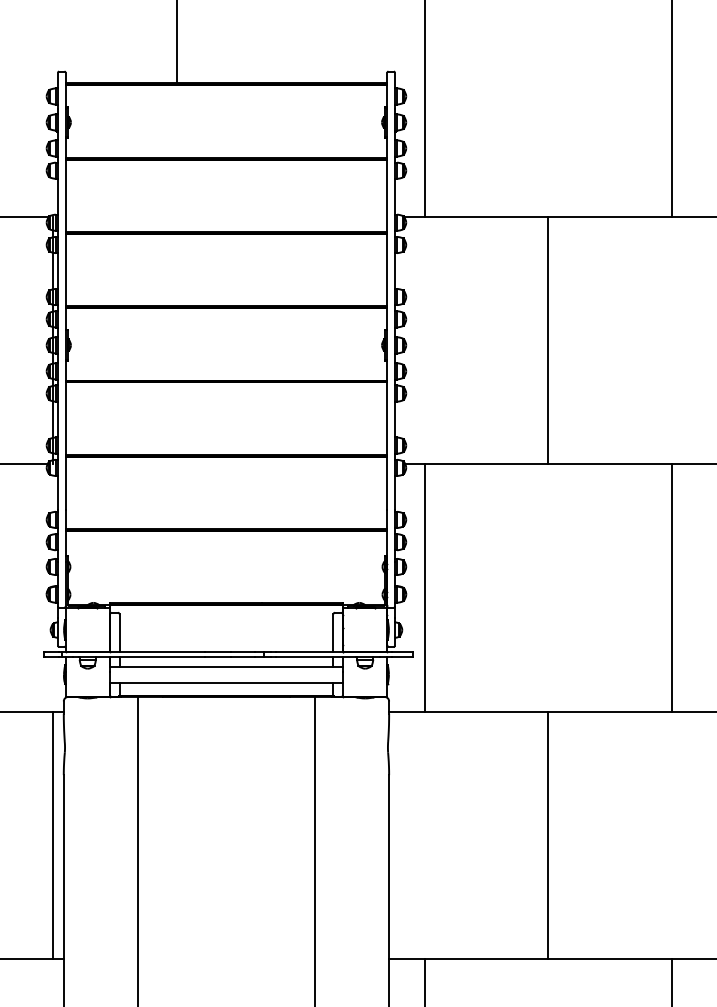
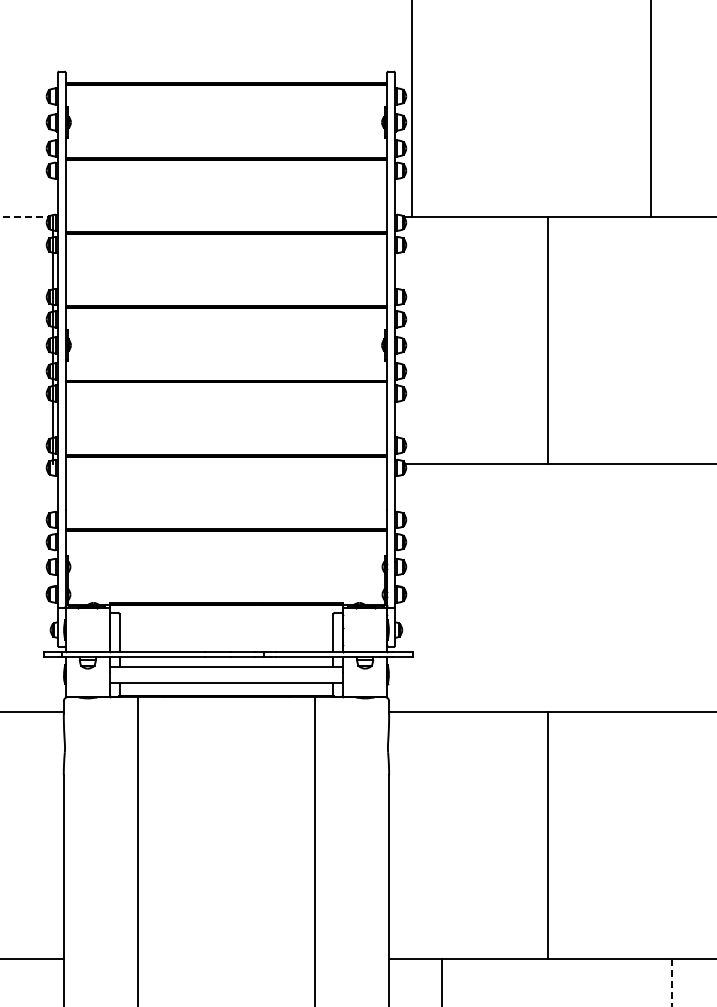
line: present -> none (176, 42)
line position: (424, 109) -> (411, 109) (411, 109)
line position: (672, 109) -> (651, 109) (651, 109)
line: solid -> dashed (25, 216)
line: present -> none (24, 464)
line: present -> none (424, 587)
line: present -> none (672, 587)
line: present -> none (53, 835)
line position: (424, 981) -> (441, 981) (441, 981)
line: solid -> dashed (672, 983)
